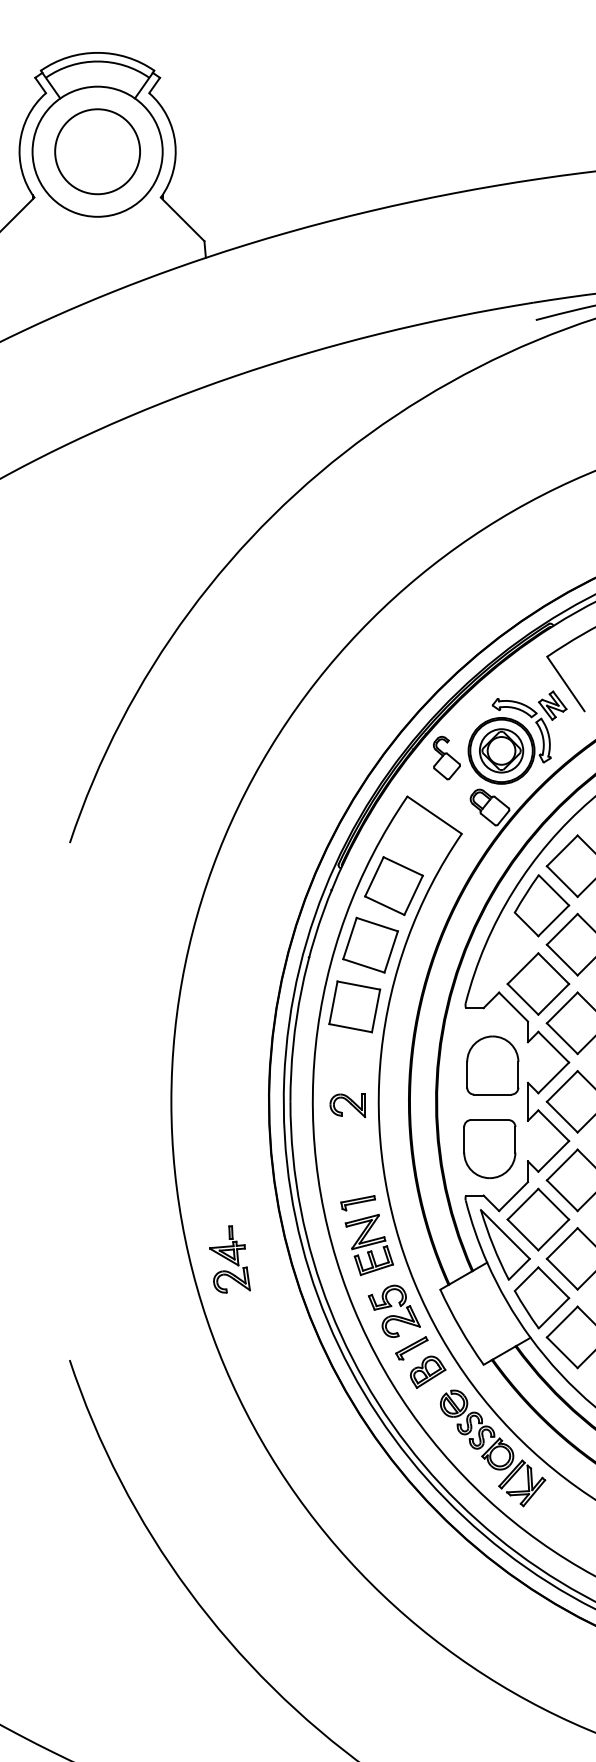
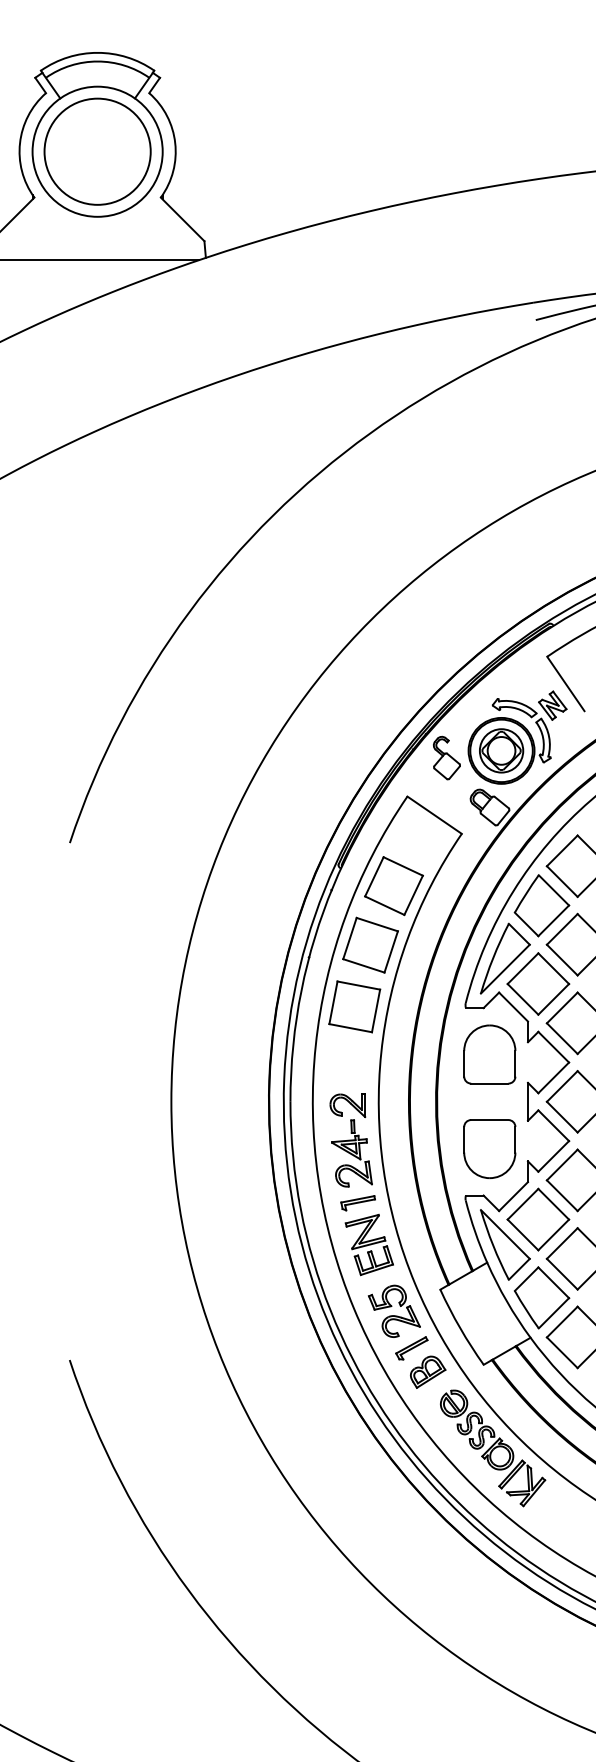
circle diameter: 85 px -> 106 px (97, 151)
line: none -> present (100, 260)
part: none -> present (504, 958)
part position: (492, 1065) -> (489, 1054) (489, 1054)
part position: (229, 1259) -> (351, 1153) (351, 1153)
